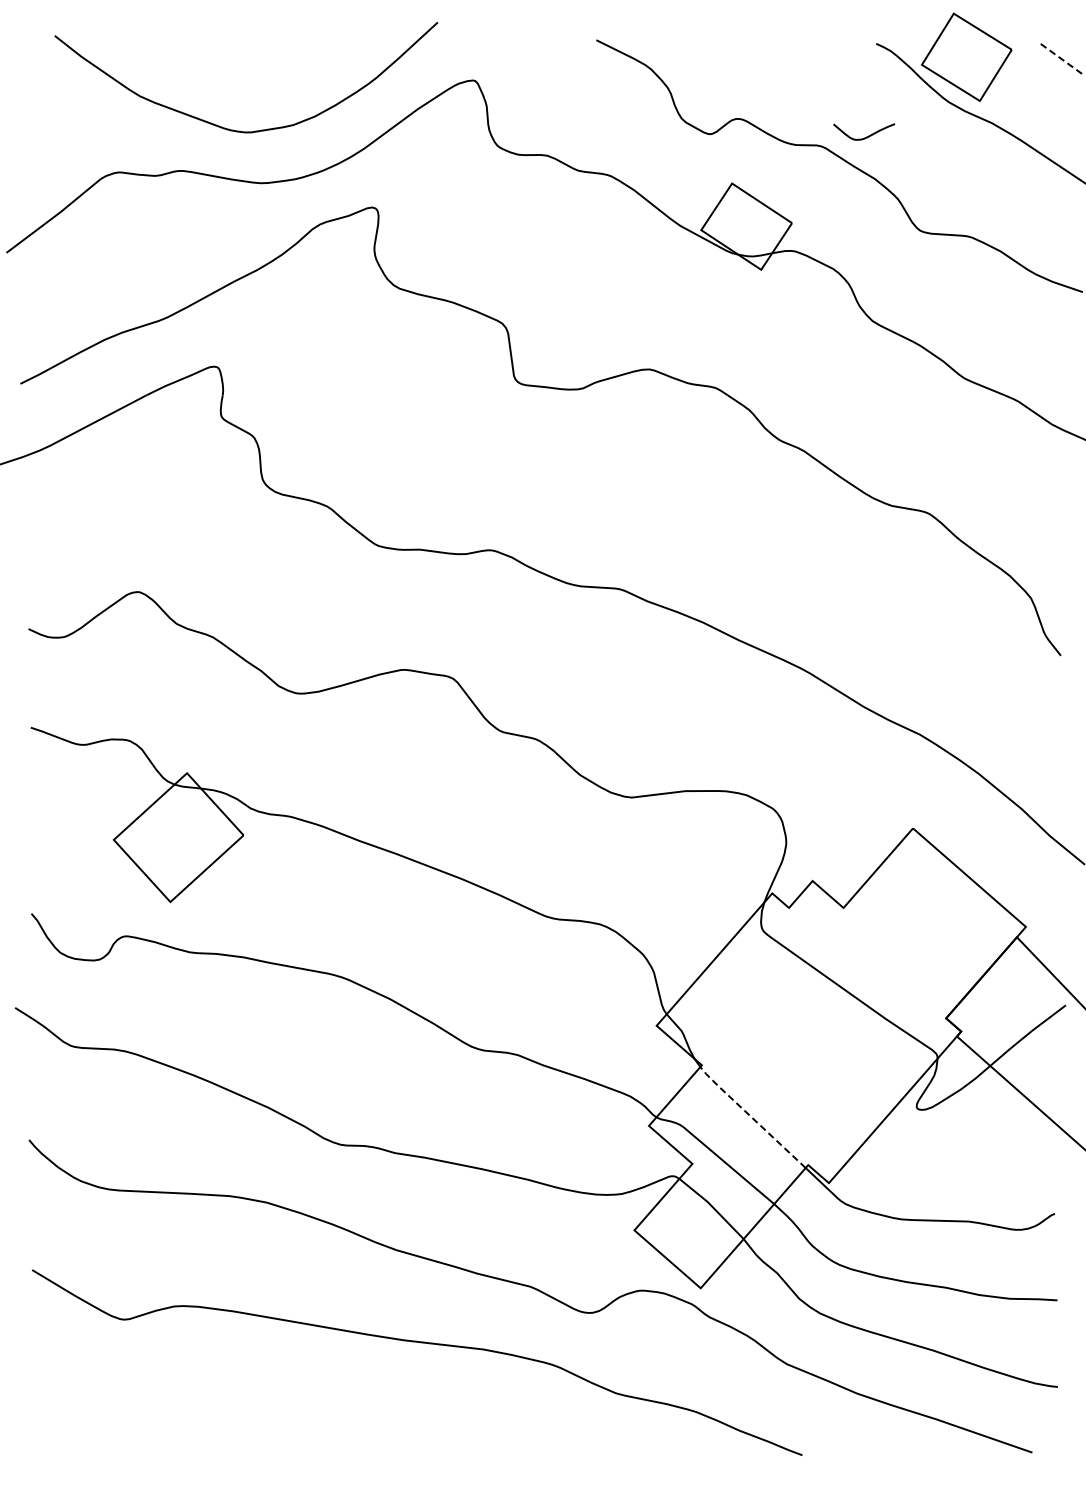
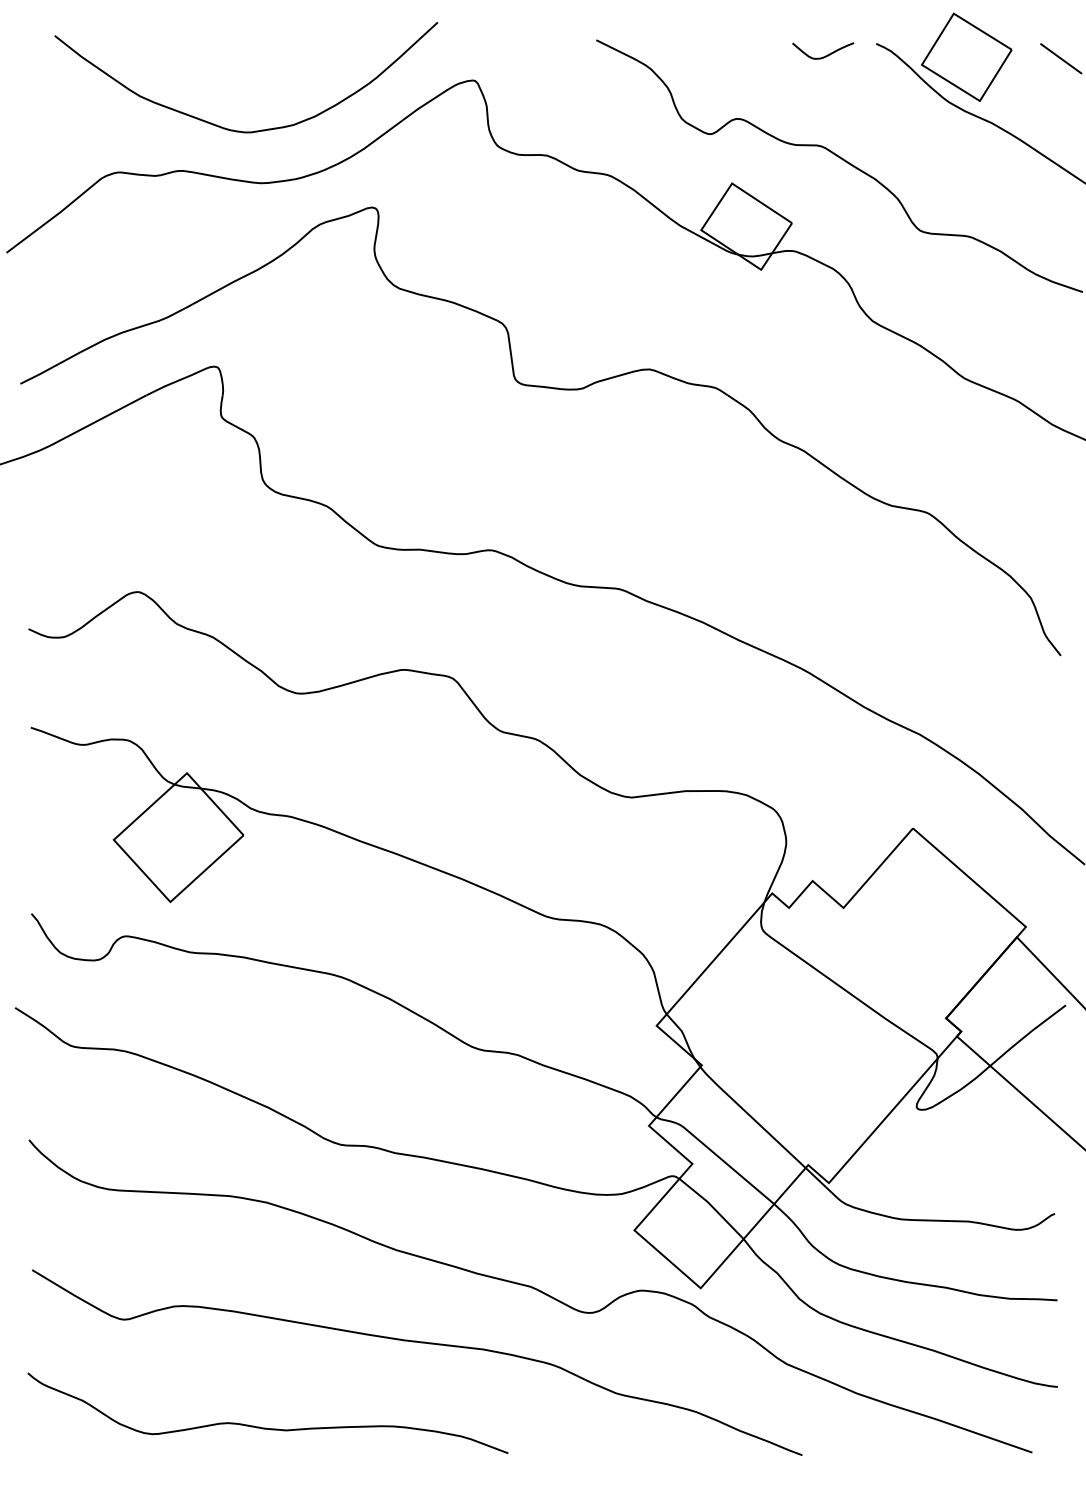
line: dashed -> solid (1061, 58)
curve position: (866, 136) -> (825, 55) (825, 55)
line: dashed -> solid (751, 1117)
curve: none -> present (266, 1427)
